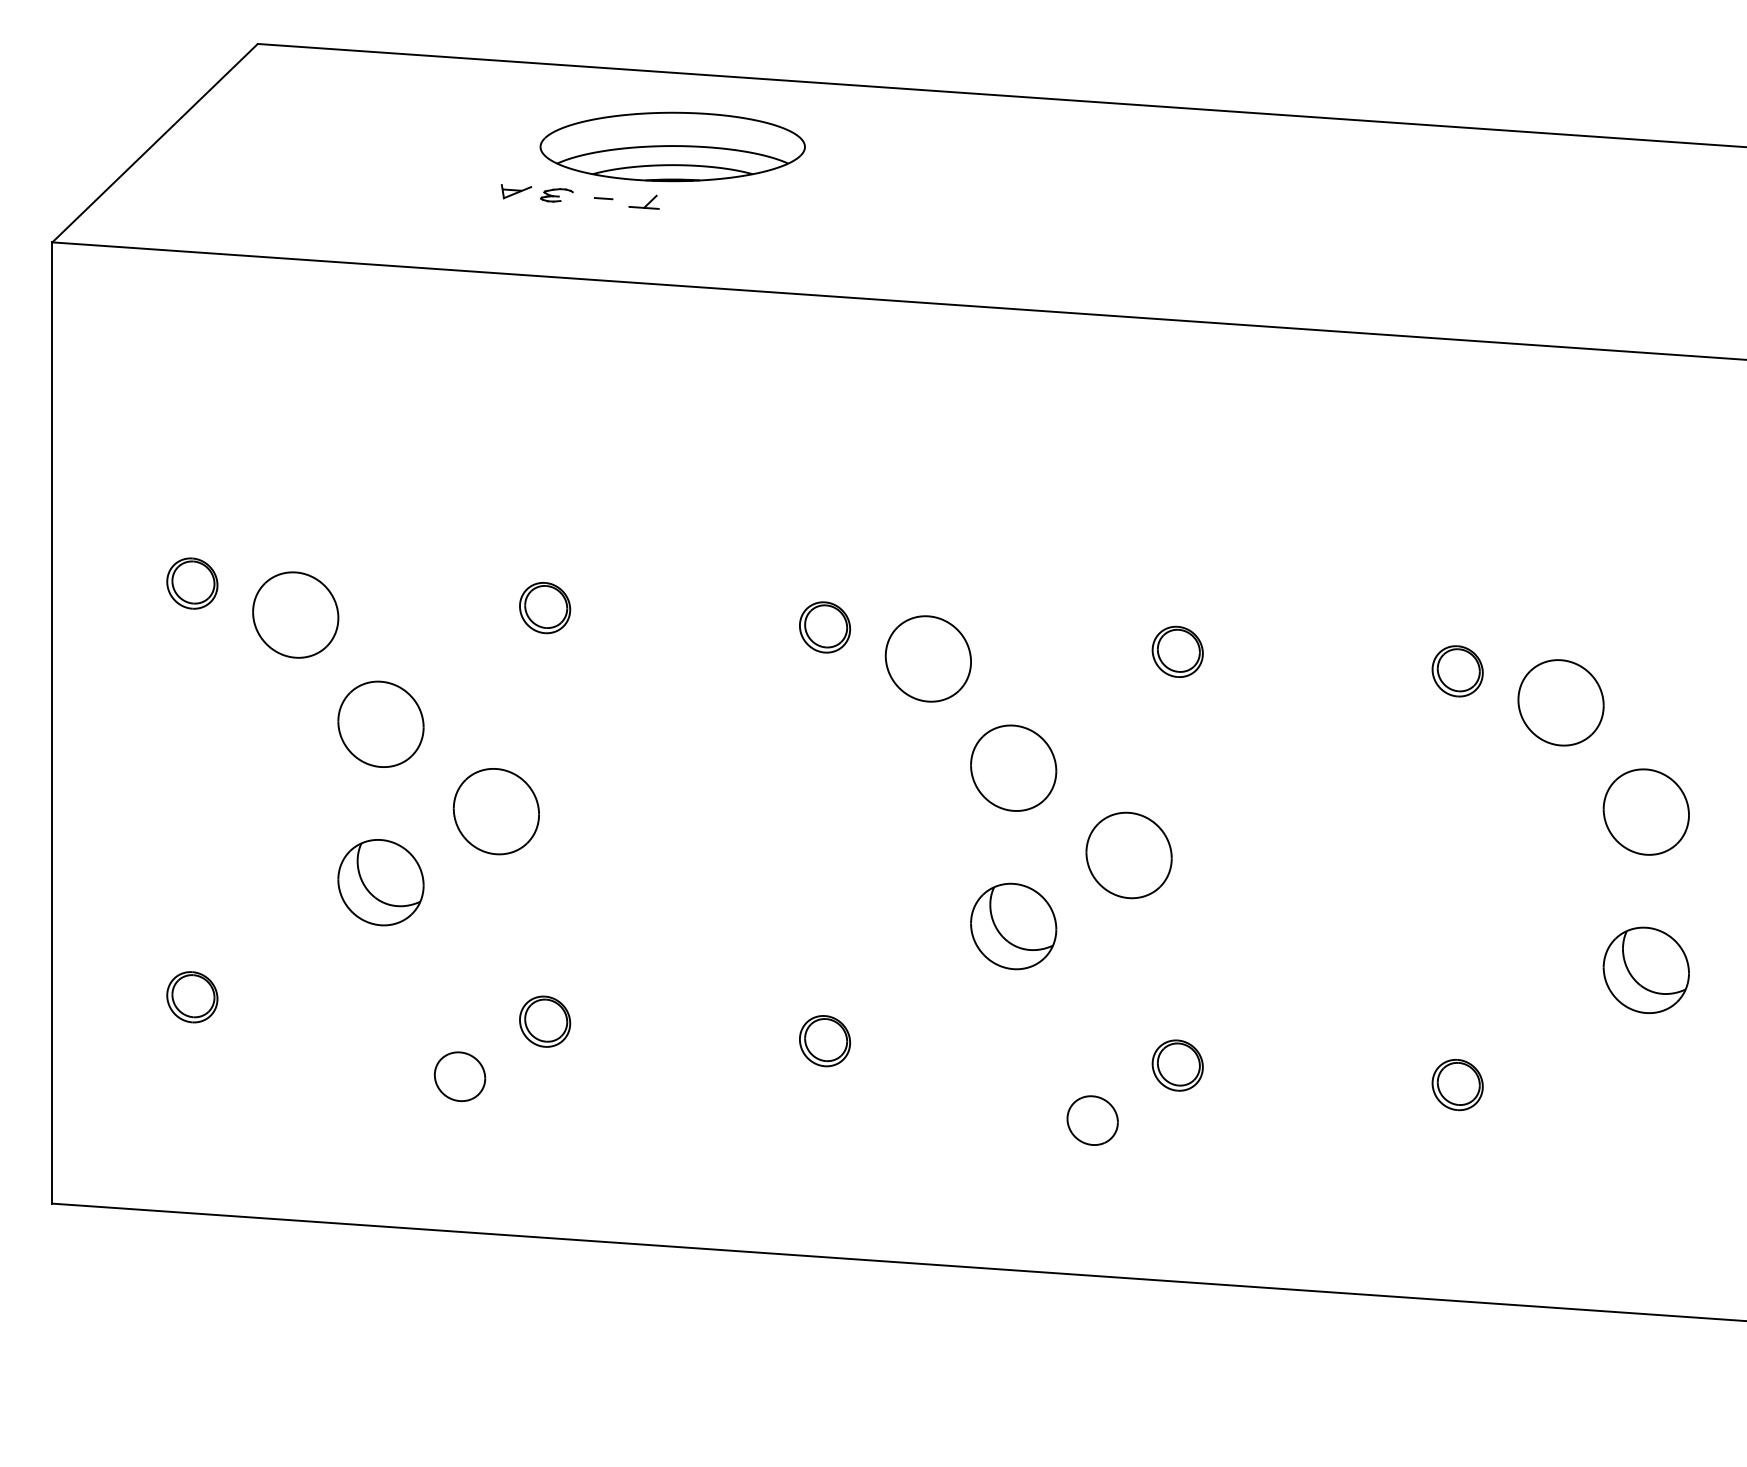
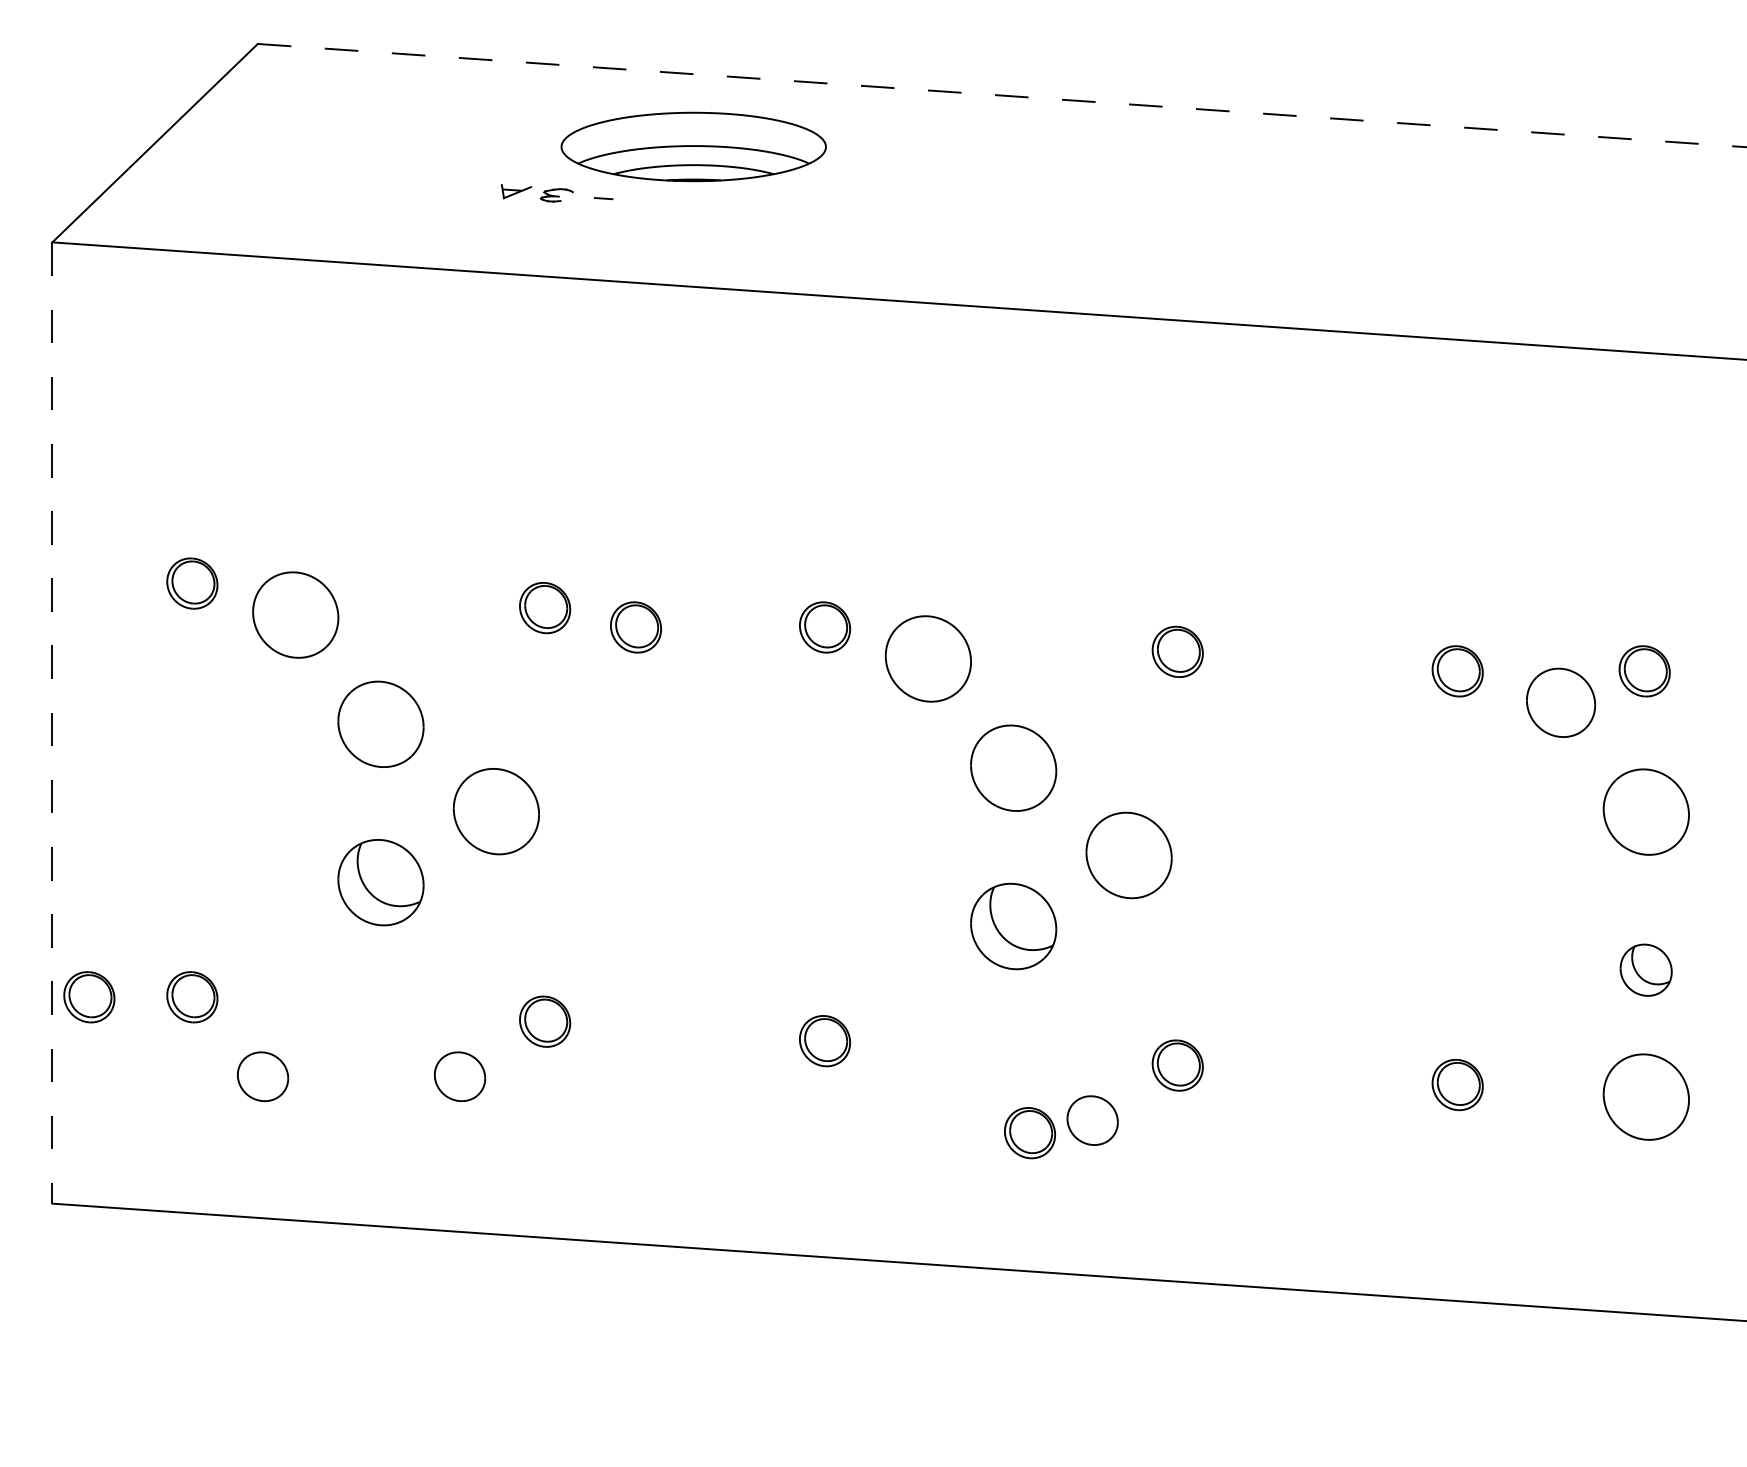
line: solid -> dashed (1002, 95)
part position: (672, 146) -> (693, 146) (693, 146)
part: present -> none (643, 201)
part: none -> present (636, 627)
part: none -> present (1644, 671)
part size: 88x88 px -> 71x71 px (1561, 702)
line: solid -> dashed (52, 723)
part size: 88x88 px -> 54x54 px (1645, 969)
part: none -> present (89, 997)
part: none -> present (263, 1076)
part: none -> present (1645, 1096)
part: none -> present (1029, 1133)
